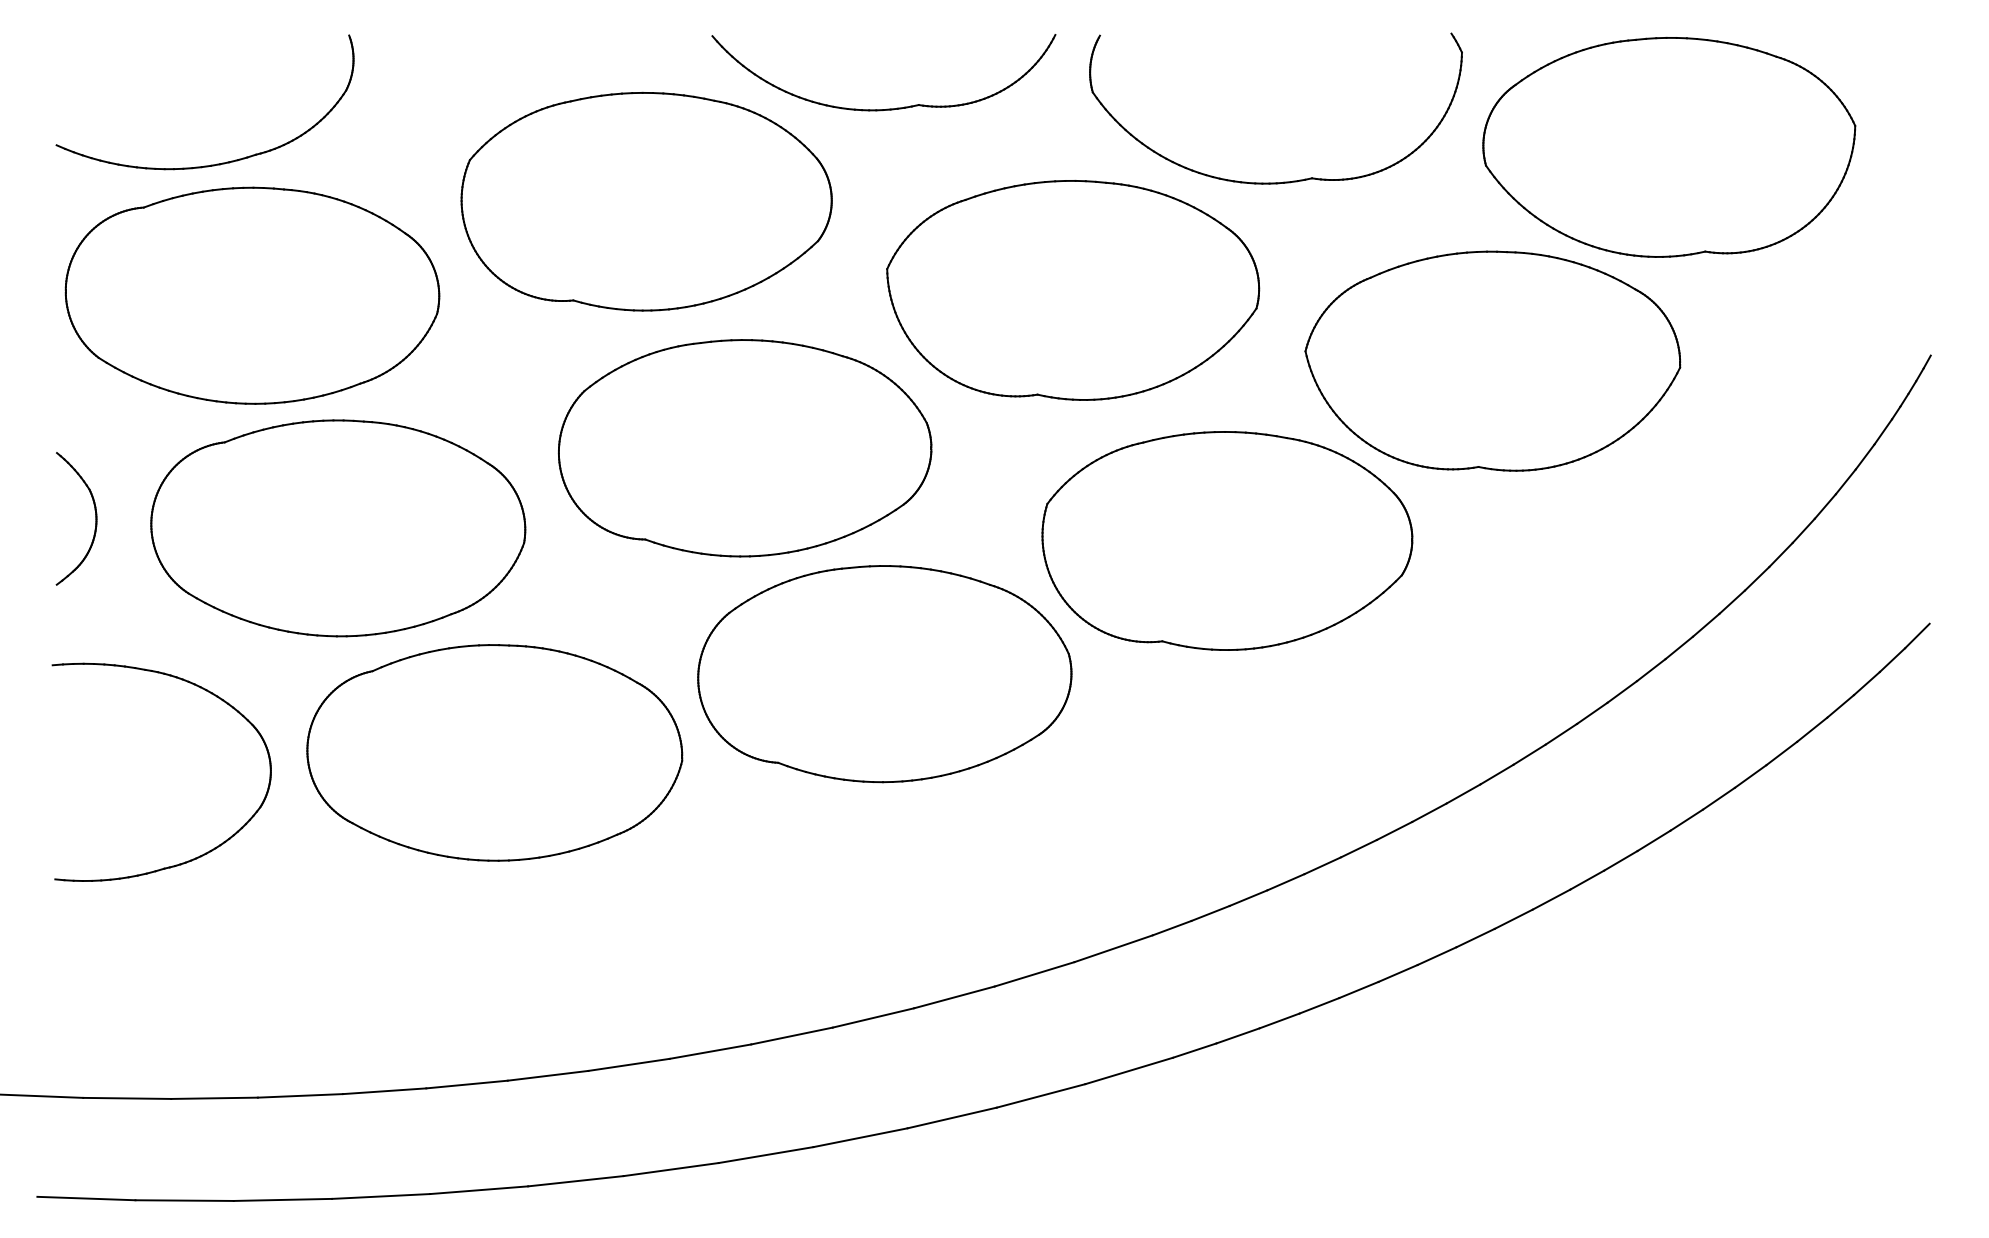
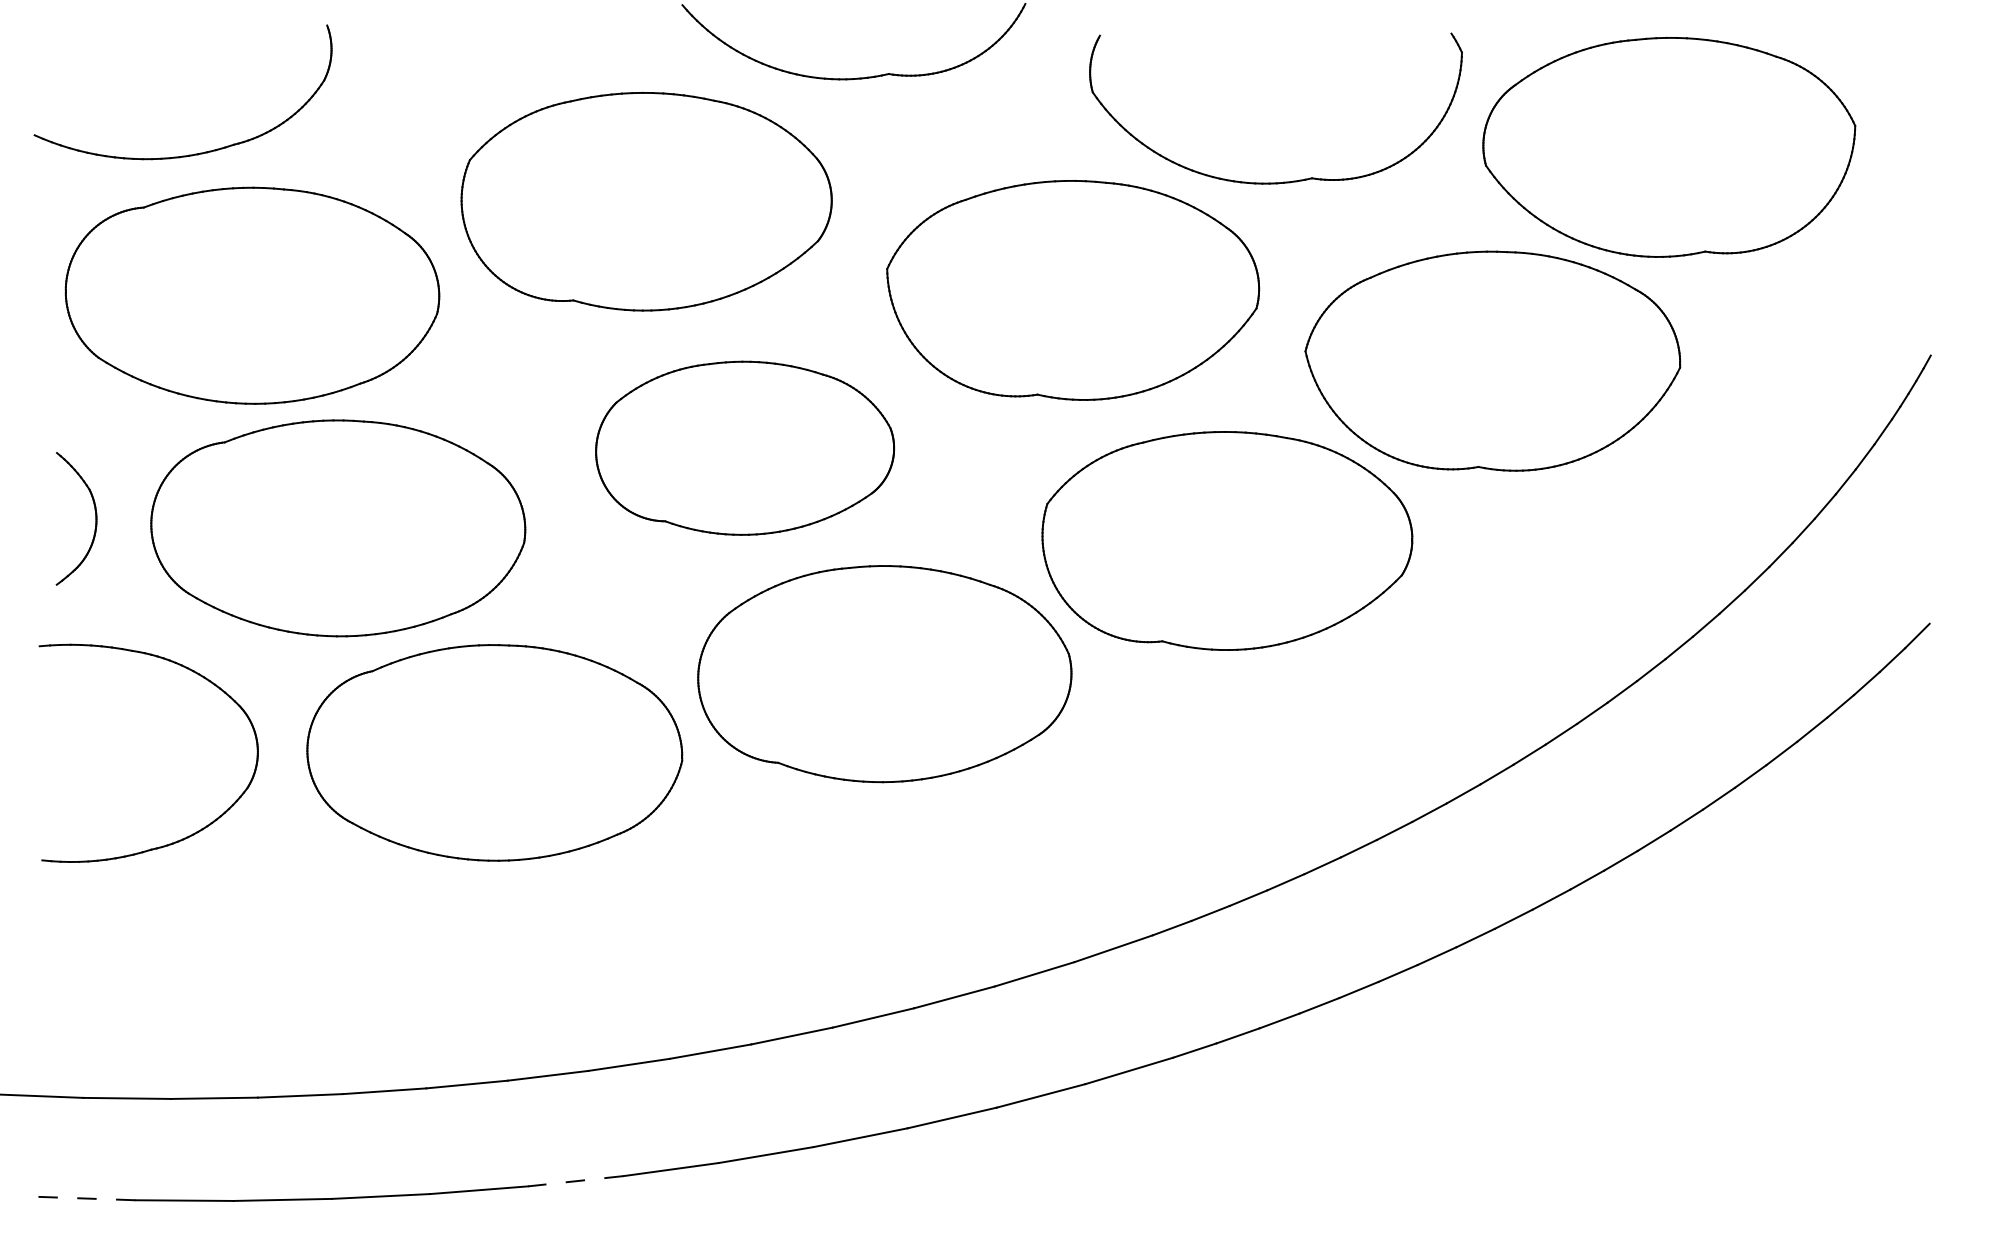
part position: (887, 108) -> (857, 77) (857, 77)
part position: (217, 163) -> (195, 153) (195, 153)
part size: 376x219 px -> 300x176 px (744, 447)
part position: (202, 689) -> (189, 670) (189, 670)
line: solid -> dashed (575, 1181)
line: solid -> dashed (85, 1198)
